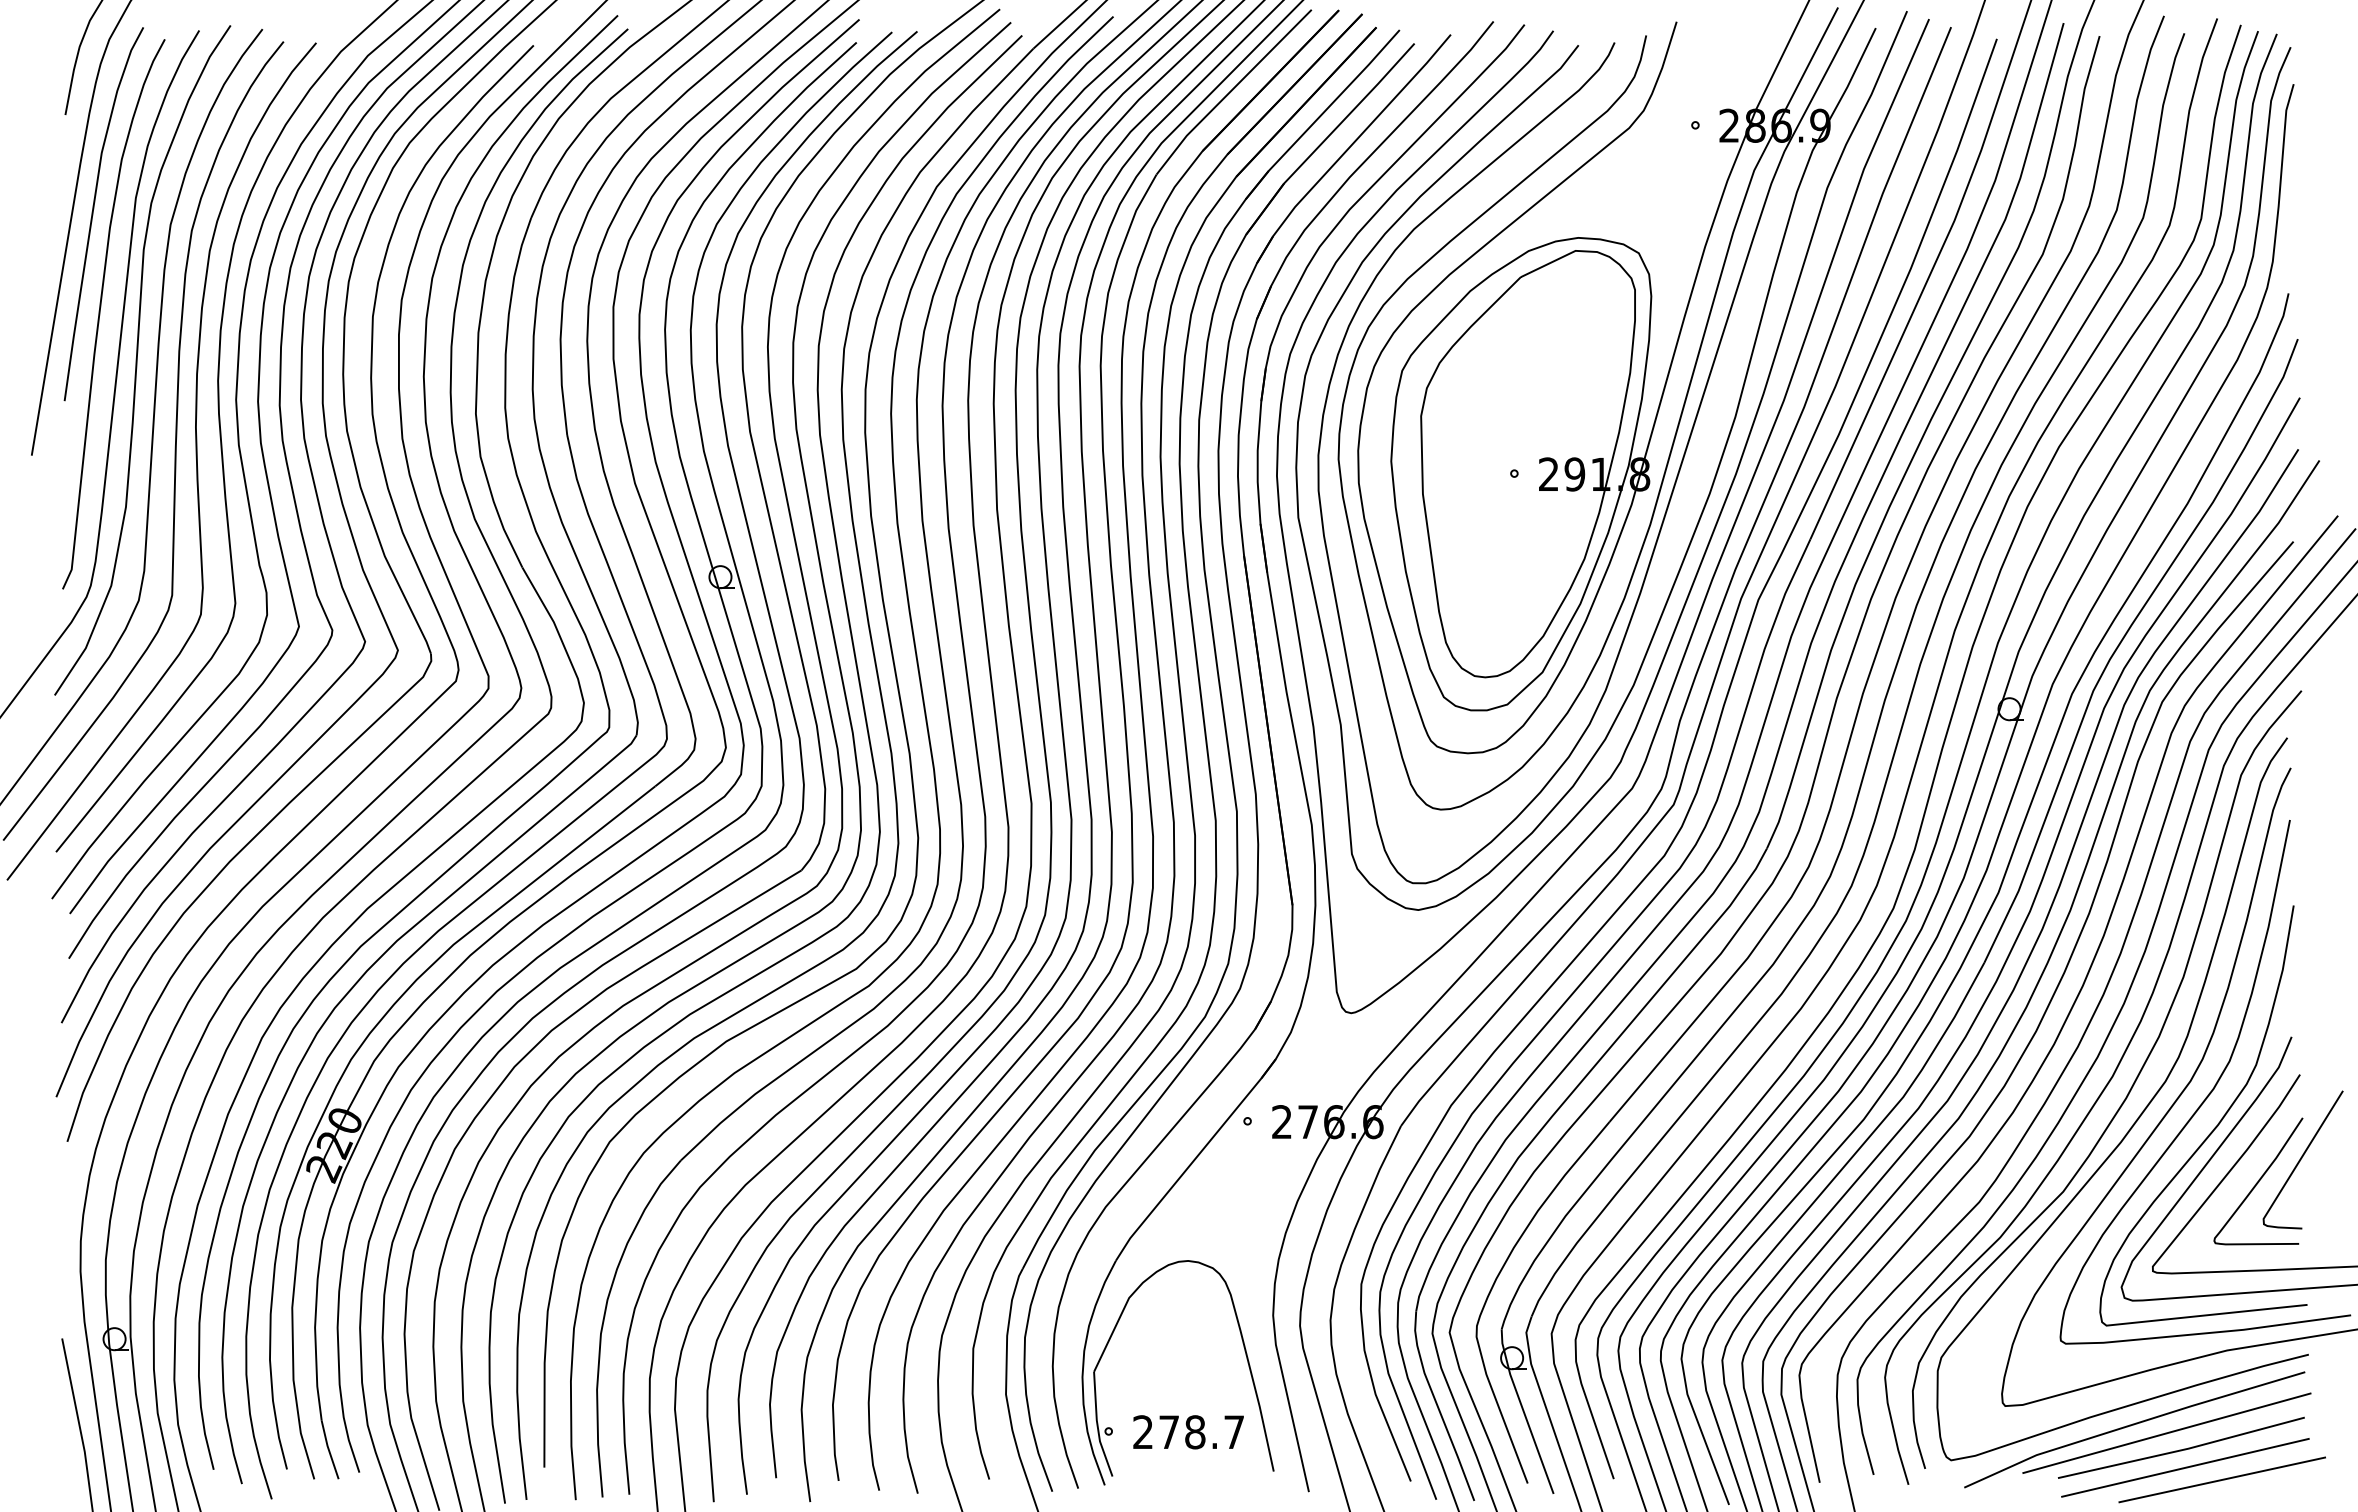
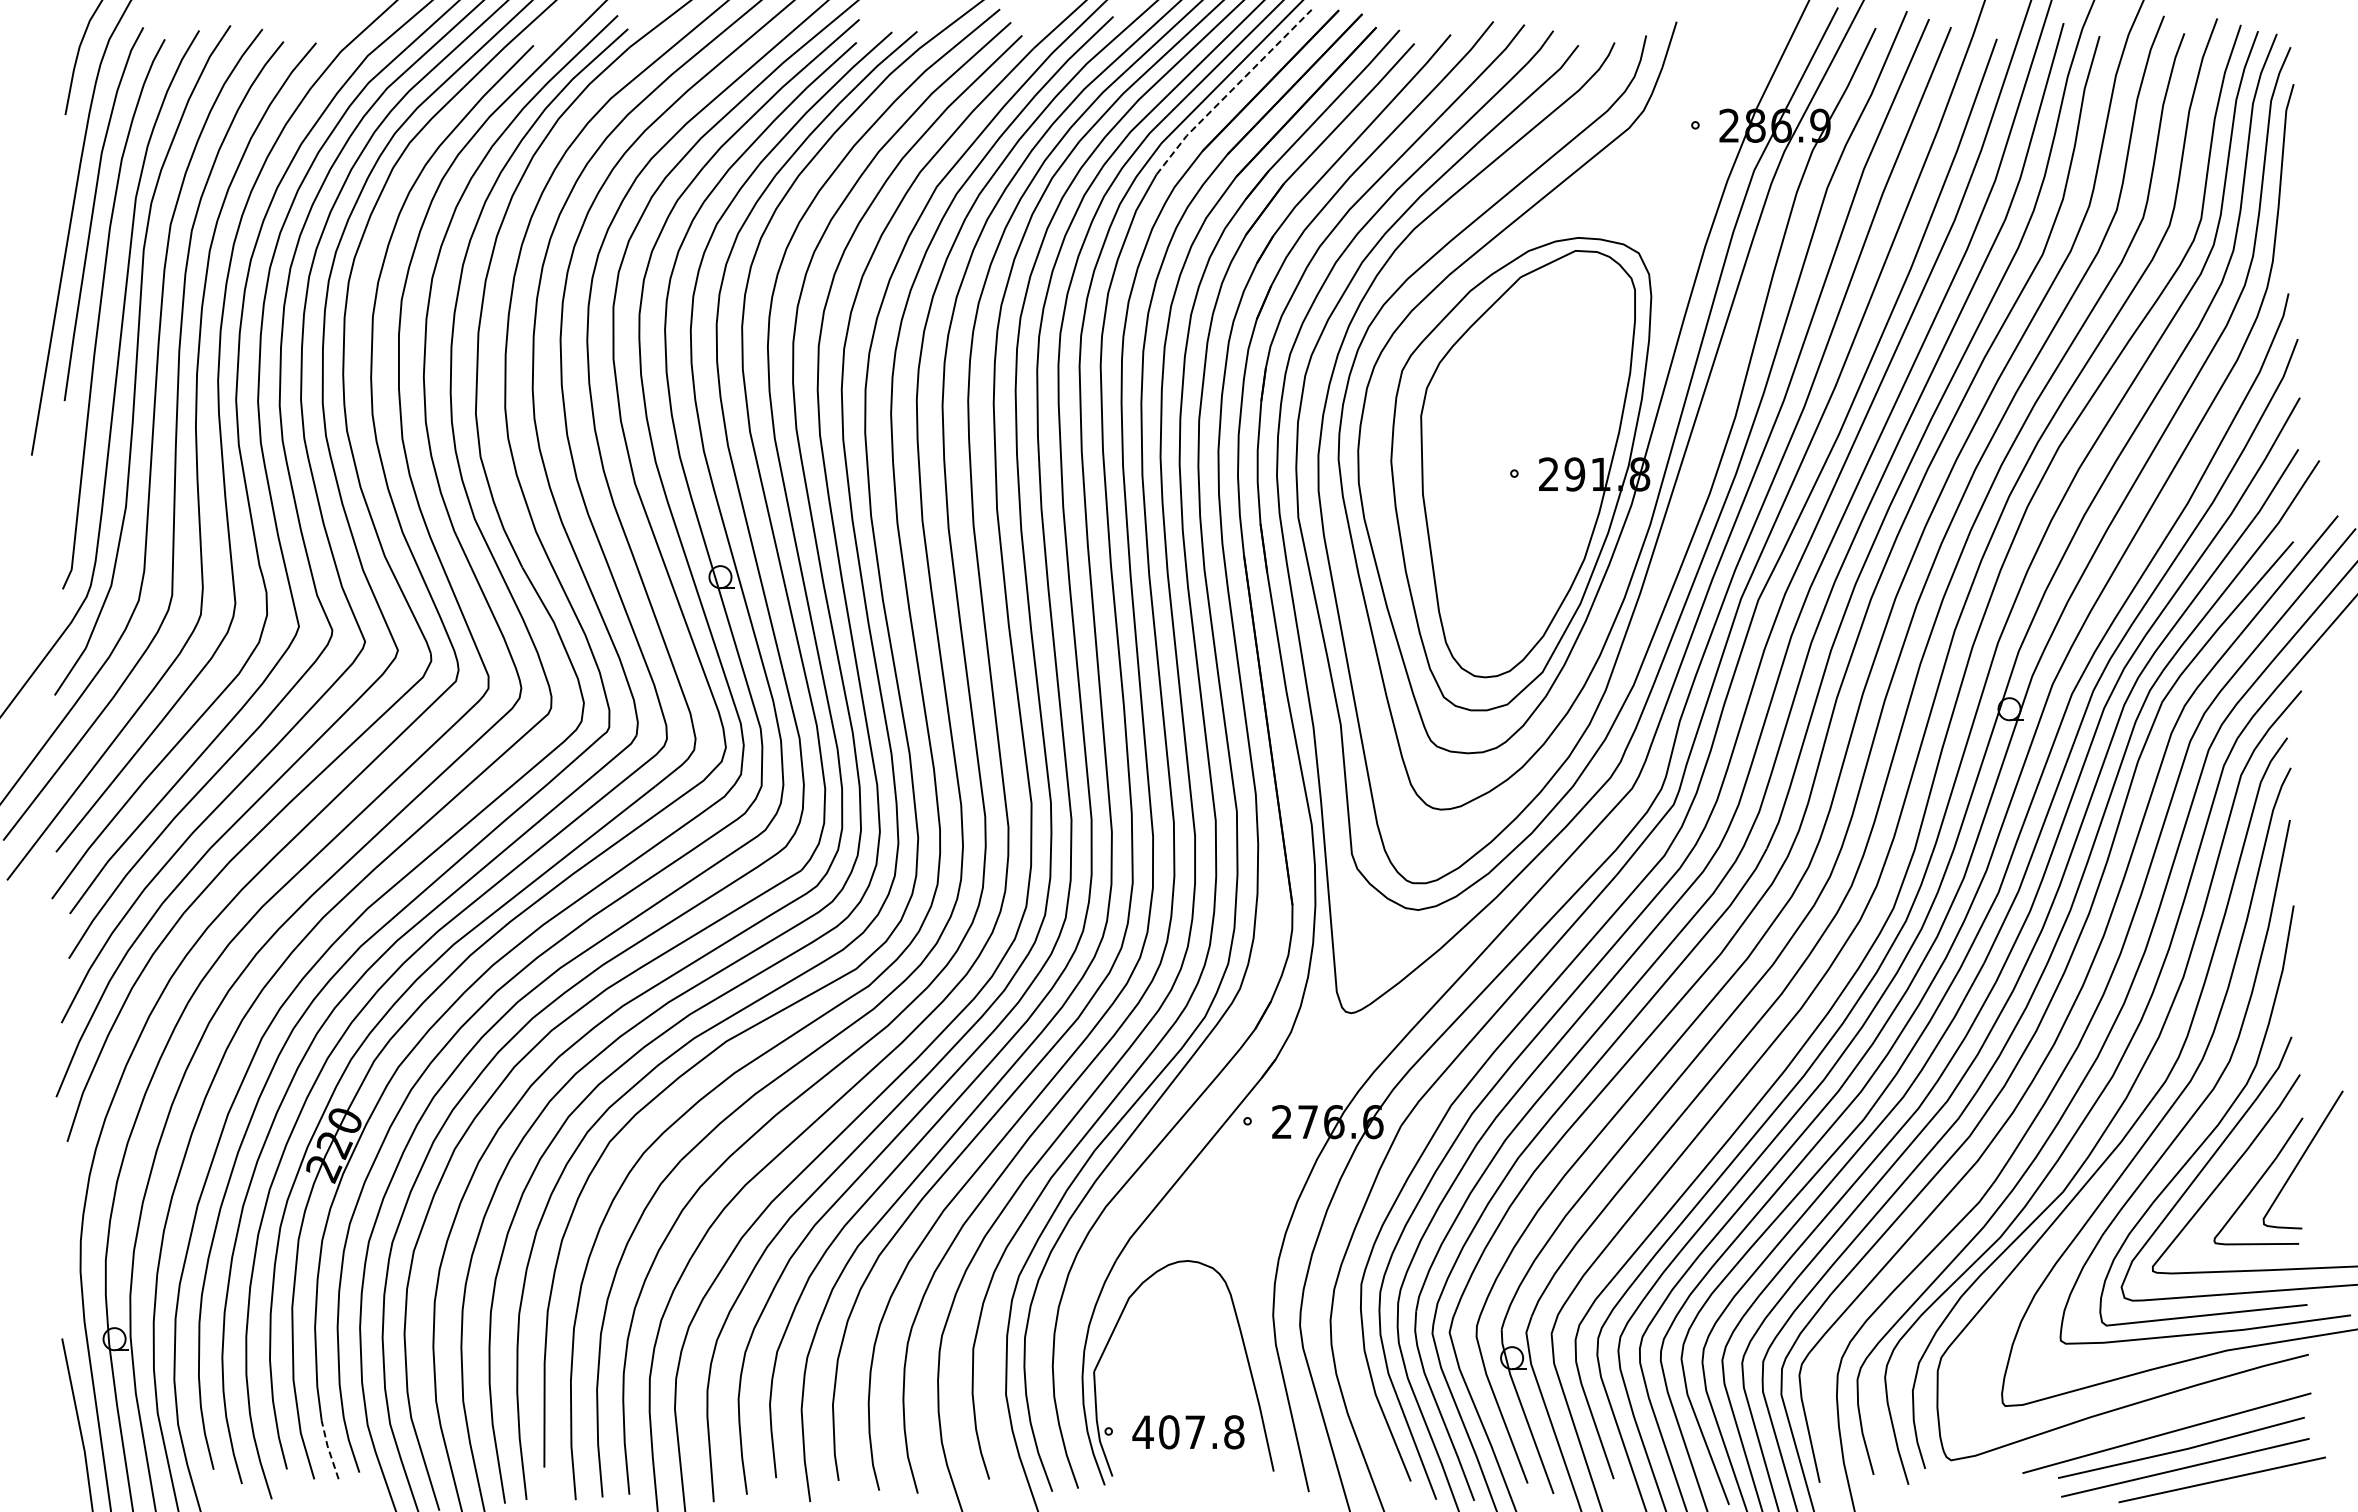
line: solid -> dashed (1231, 90)
line: present -> none (2134, 1425)
text: 278.7 -> 407.8 (1188, 1432)
line: solid -> dashed (328, 1449)
